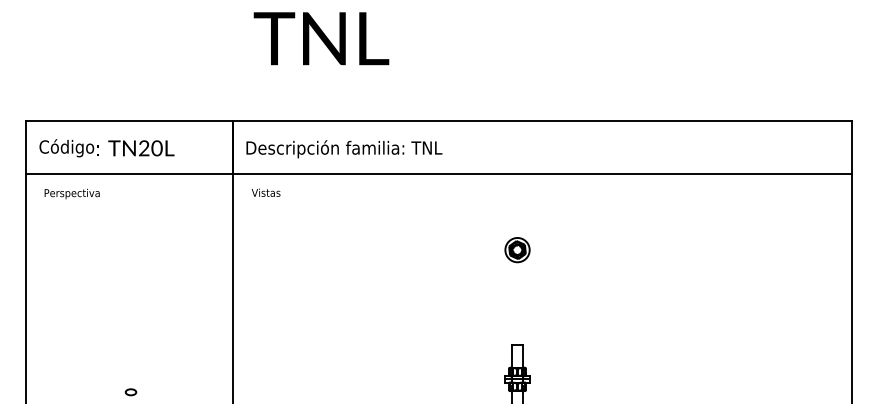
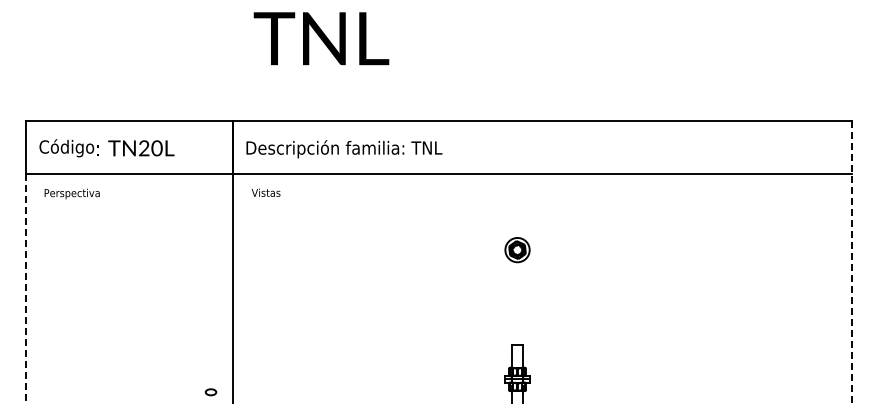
line: solid -> dashed (851, 262)
line: solid -> dashed (26, 288)
part position: (130, 392) -> (210, 392) (210, 392)
